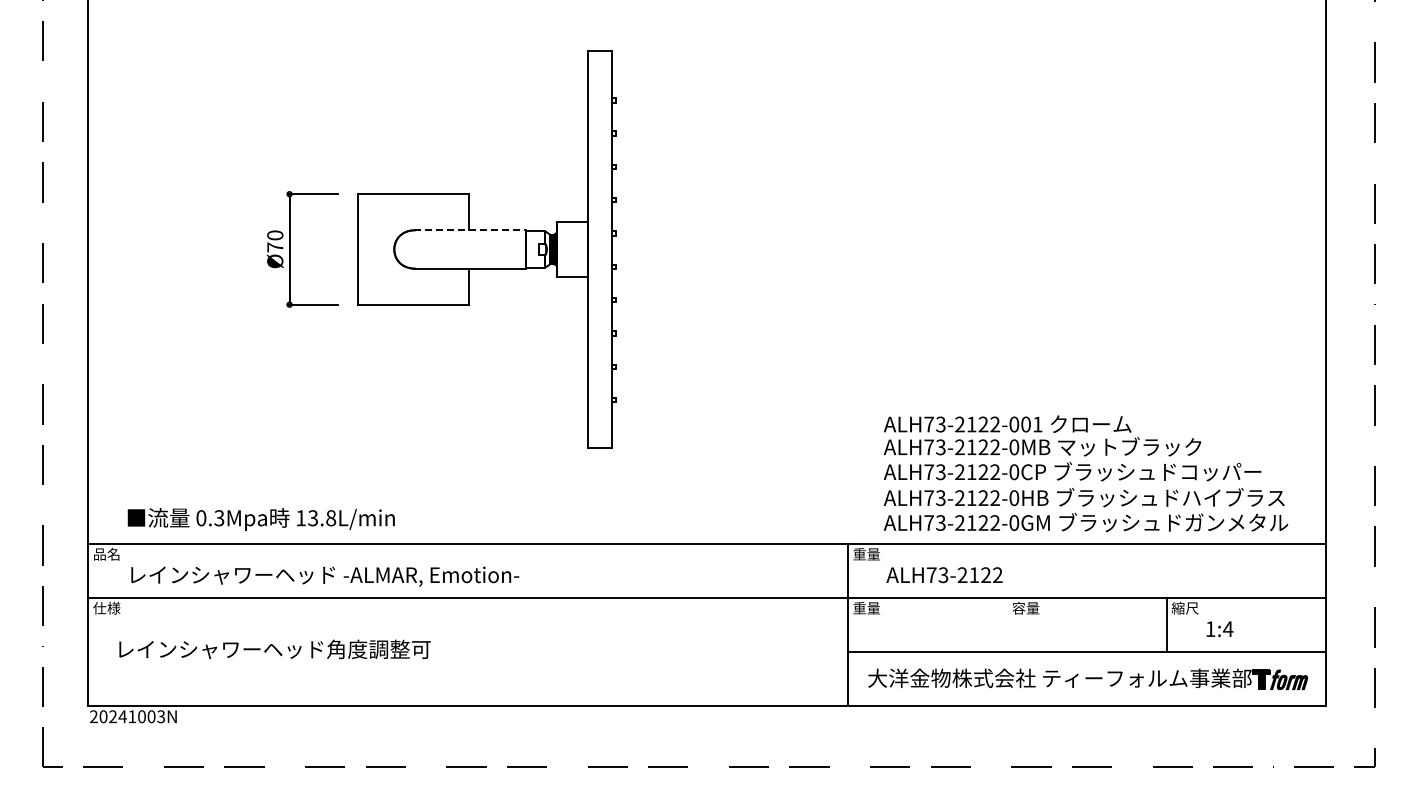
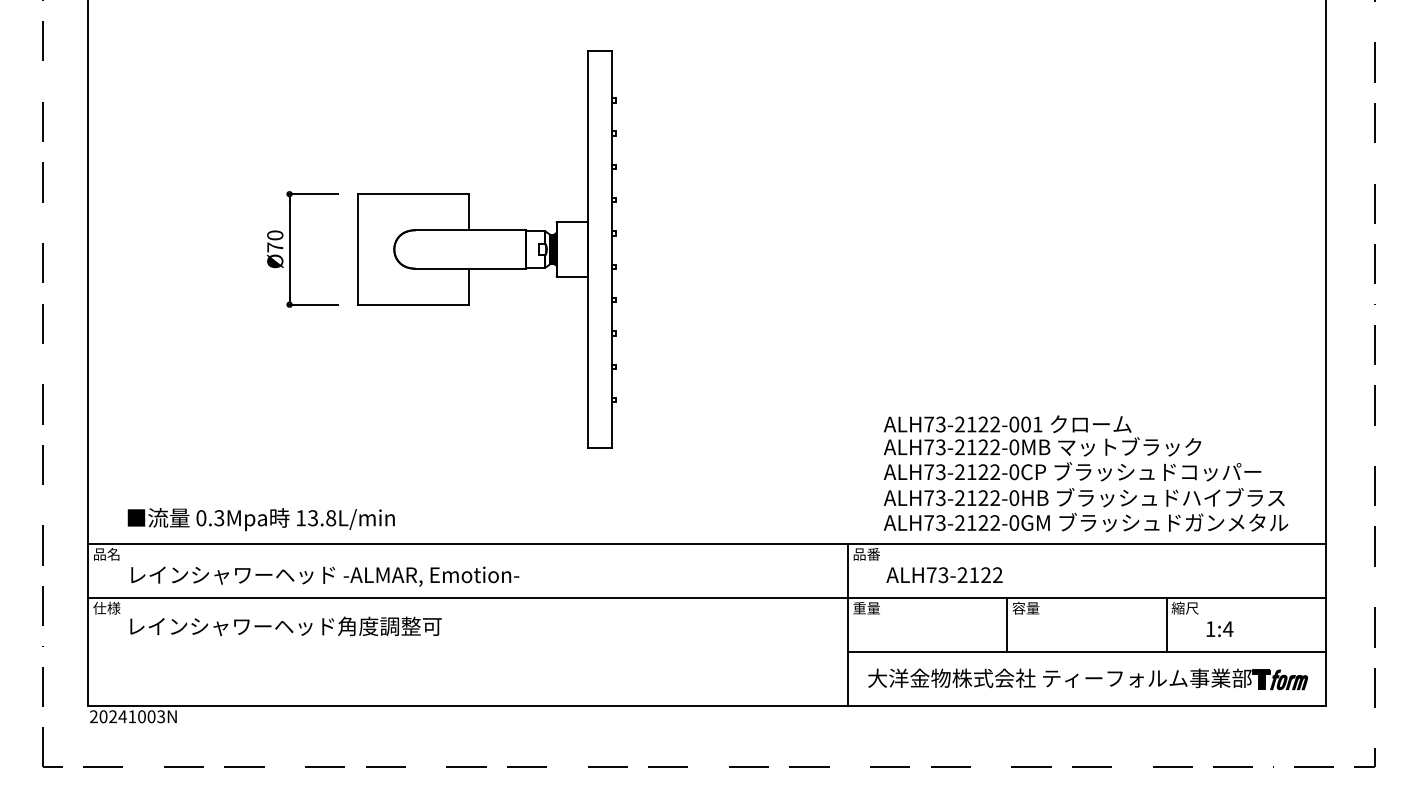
line: dashed -> solid (470, 230)
text: 重量 -> 品番 (866, 554)
line: none -> present (1007, 624)
text position: (274, 649) -> (285, 626) (285, 626)
